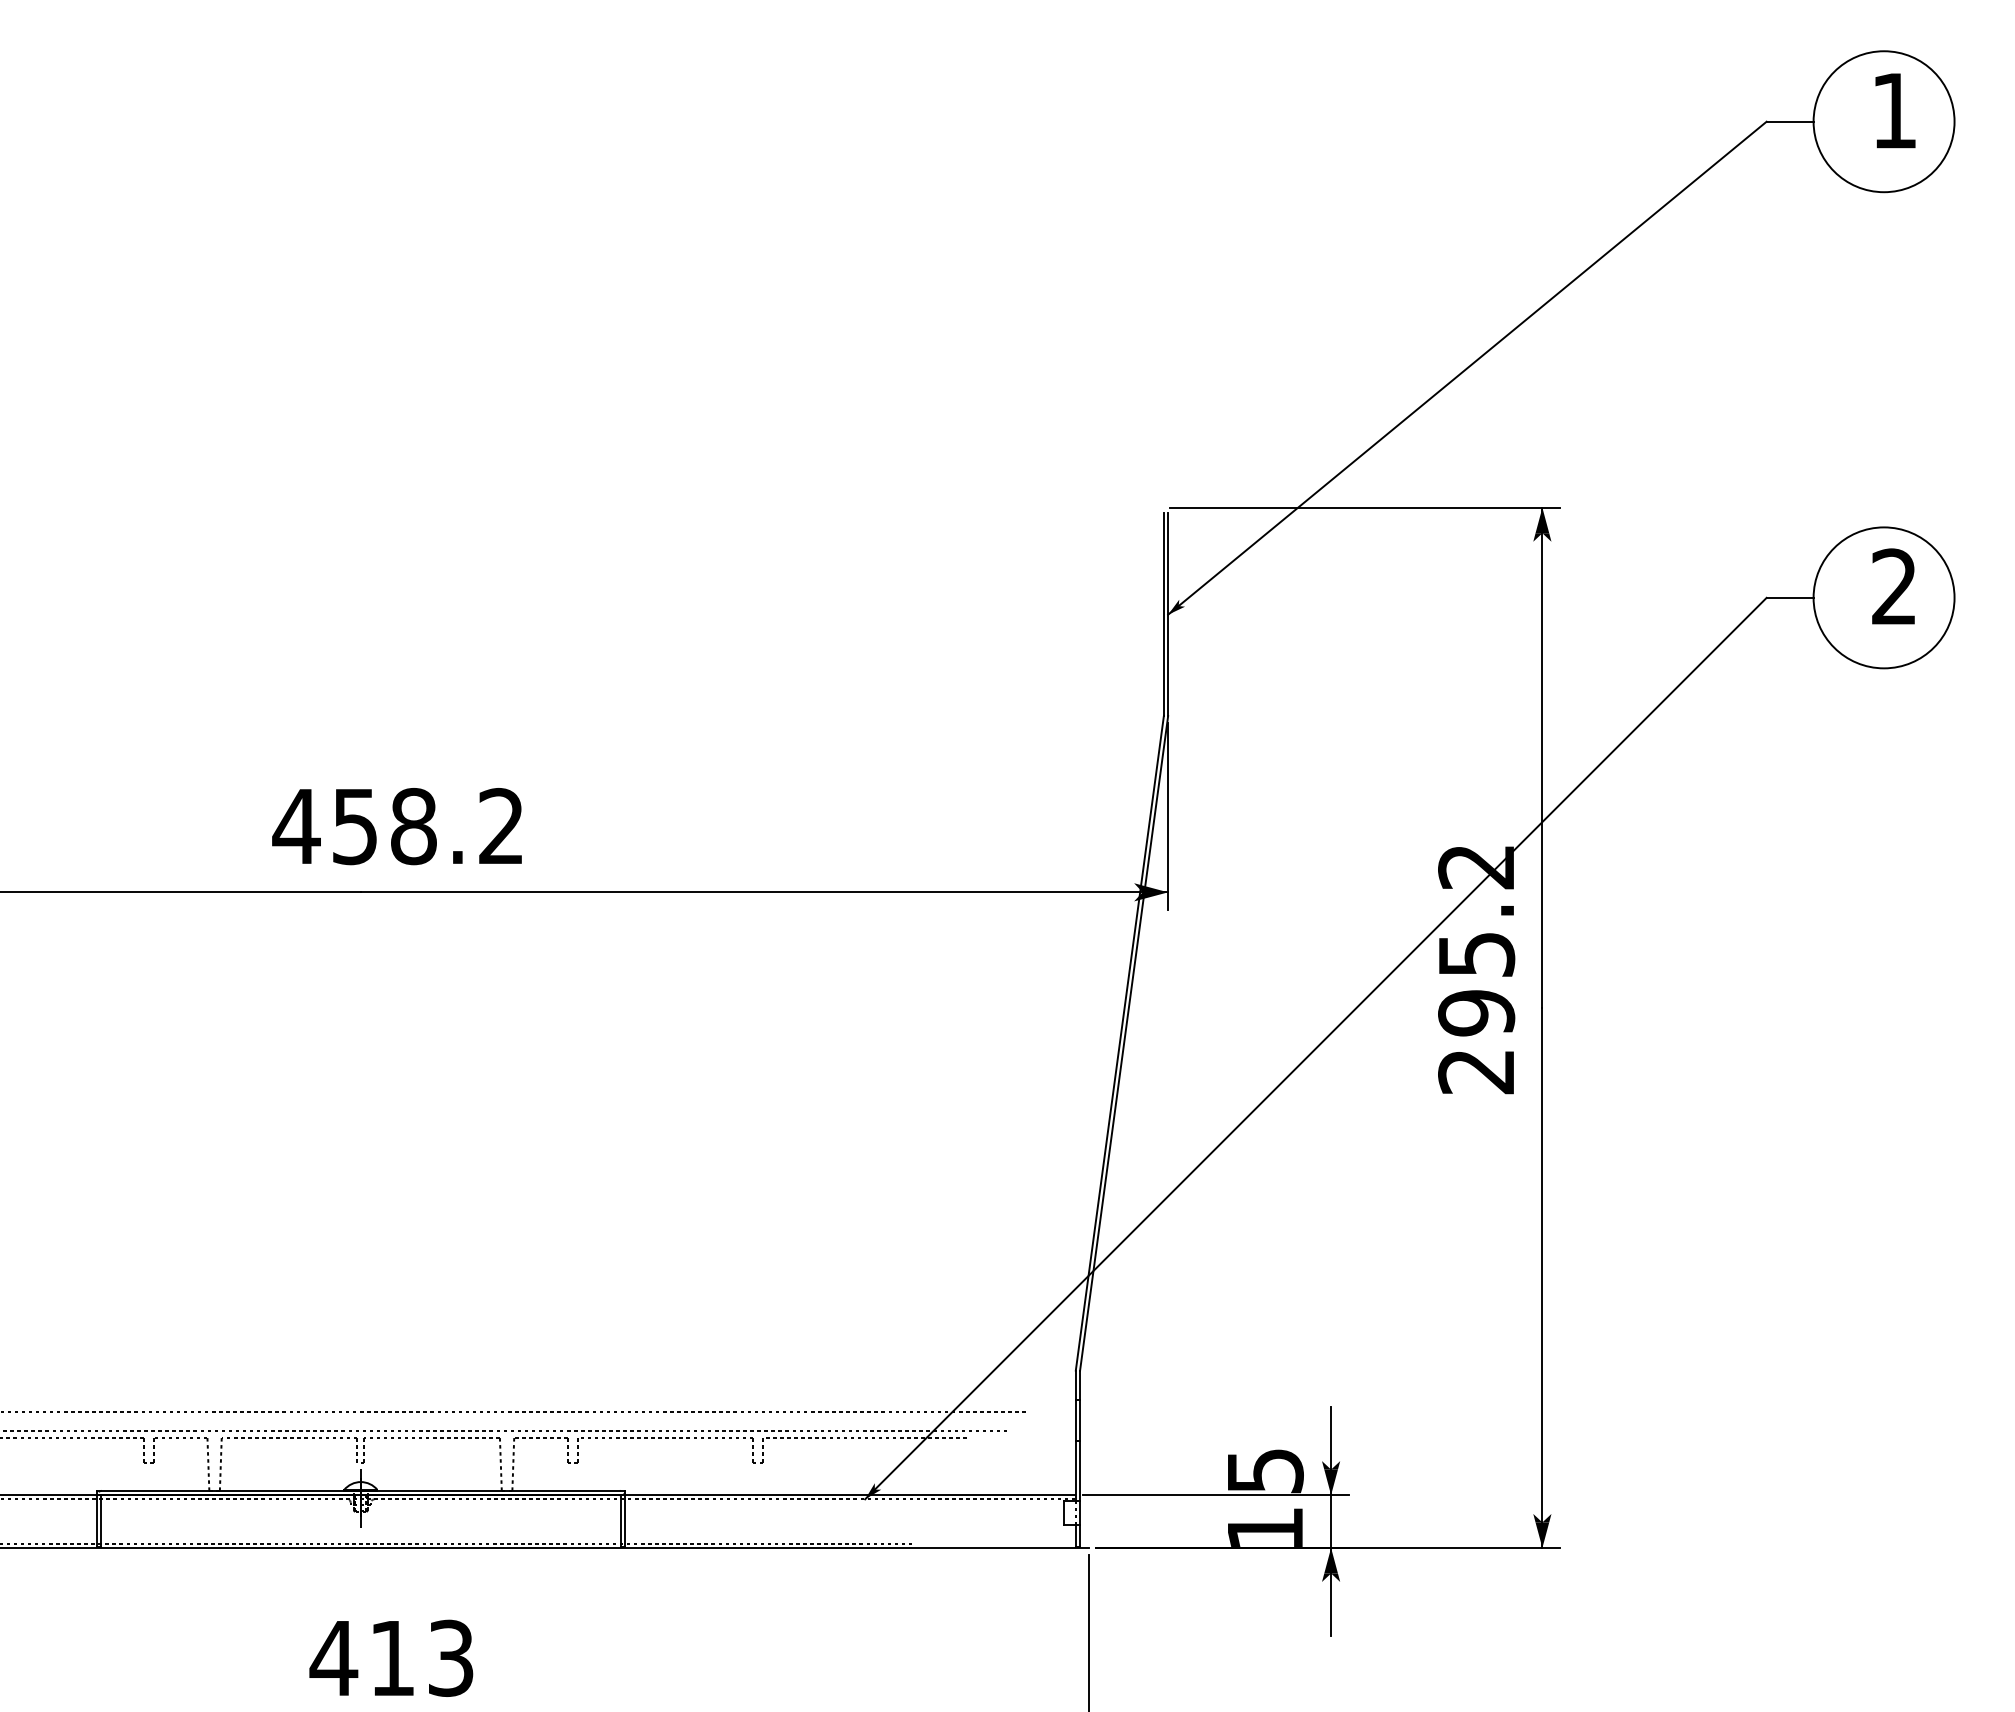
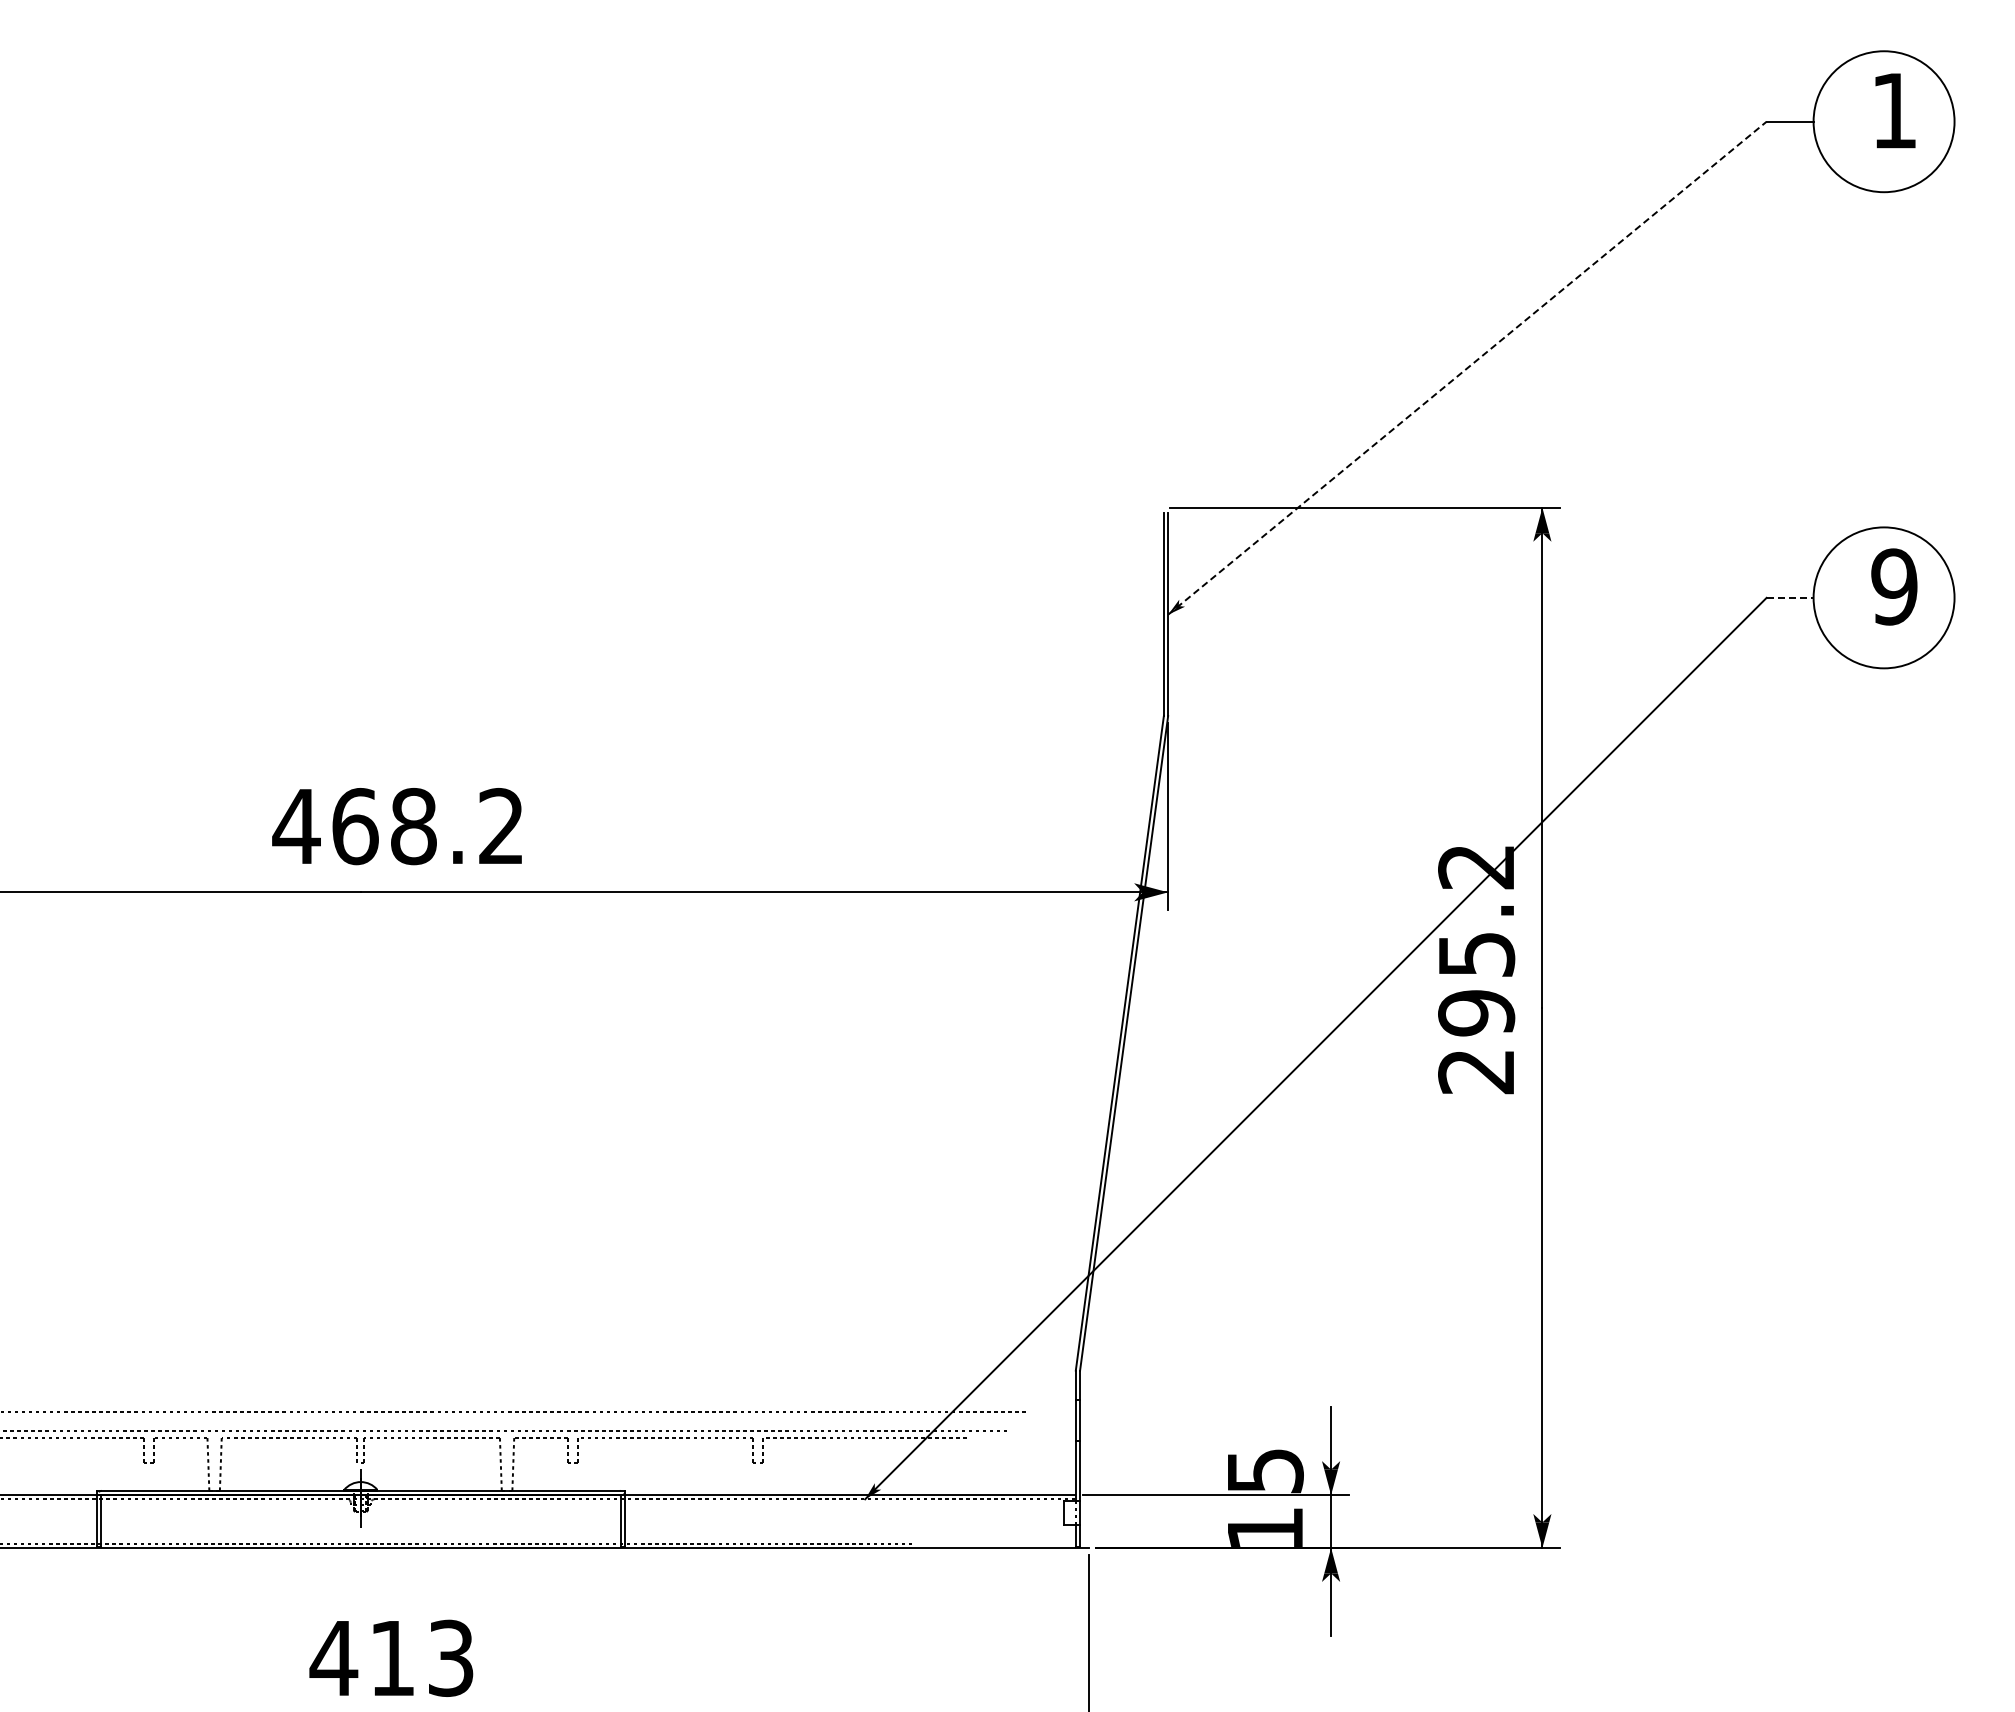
line: solid -> dashed (1467, 368)
text: 2 -> 9 (1894, 586)
line: solid -> dashed (1790, 597)
text: 458.2 -> 468.2 (355, 826)
